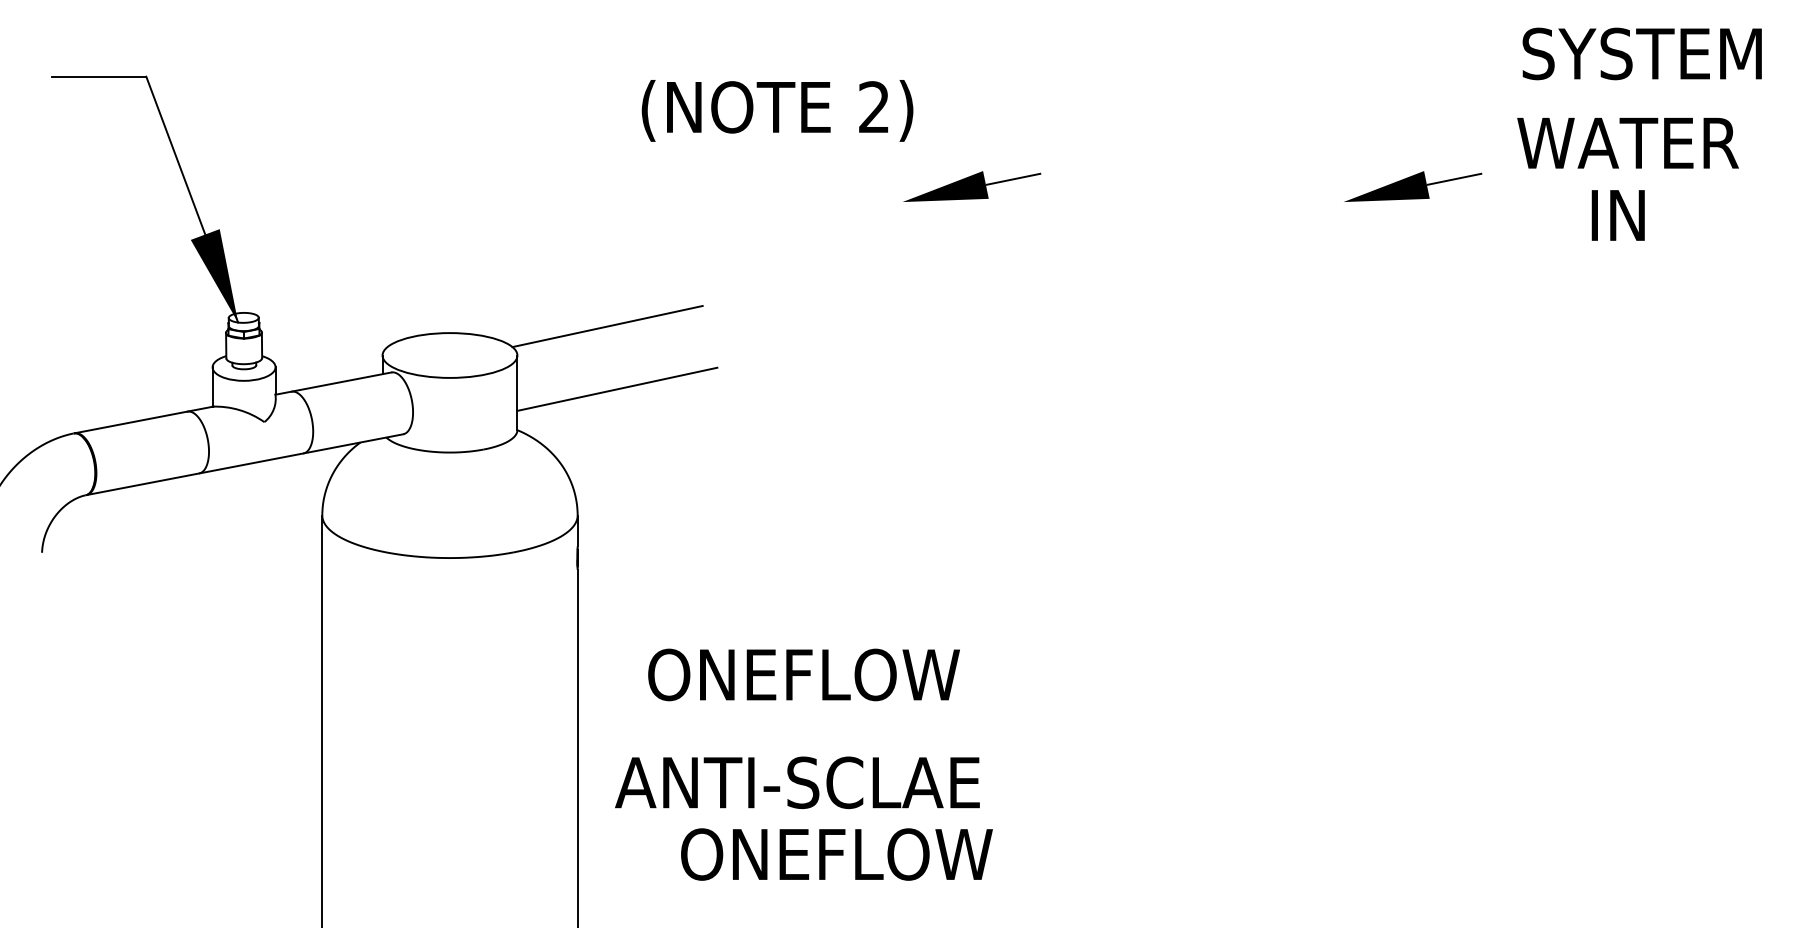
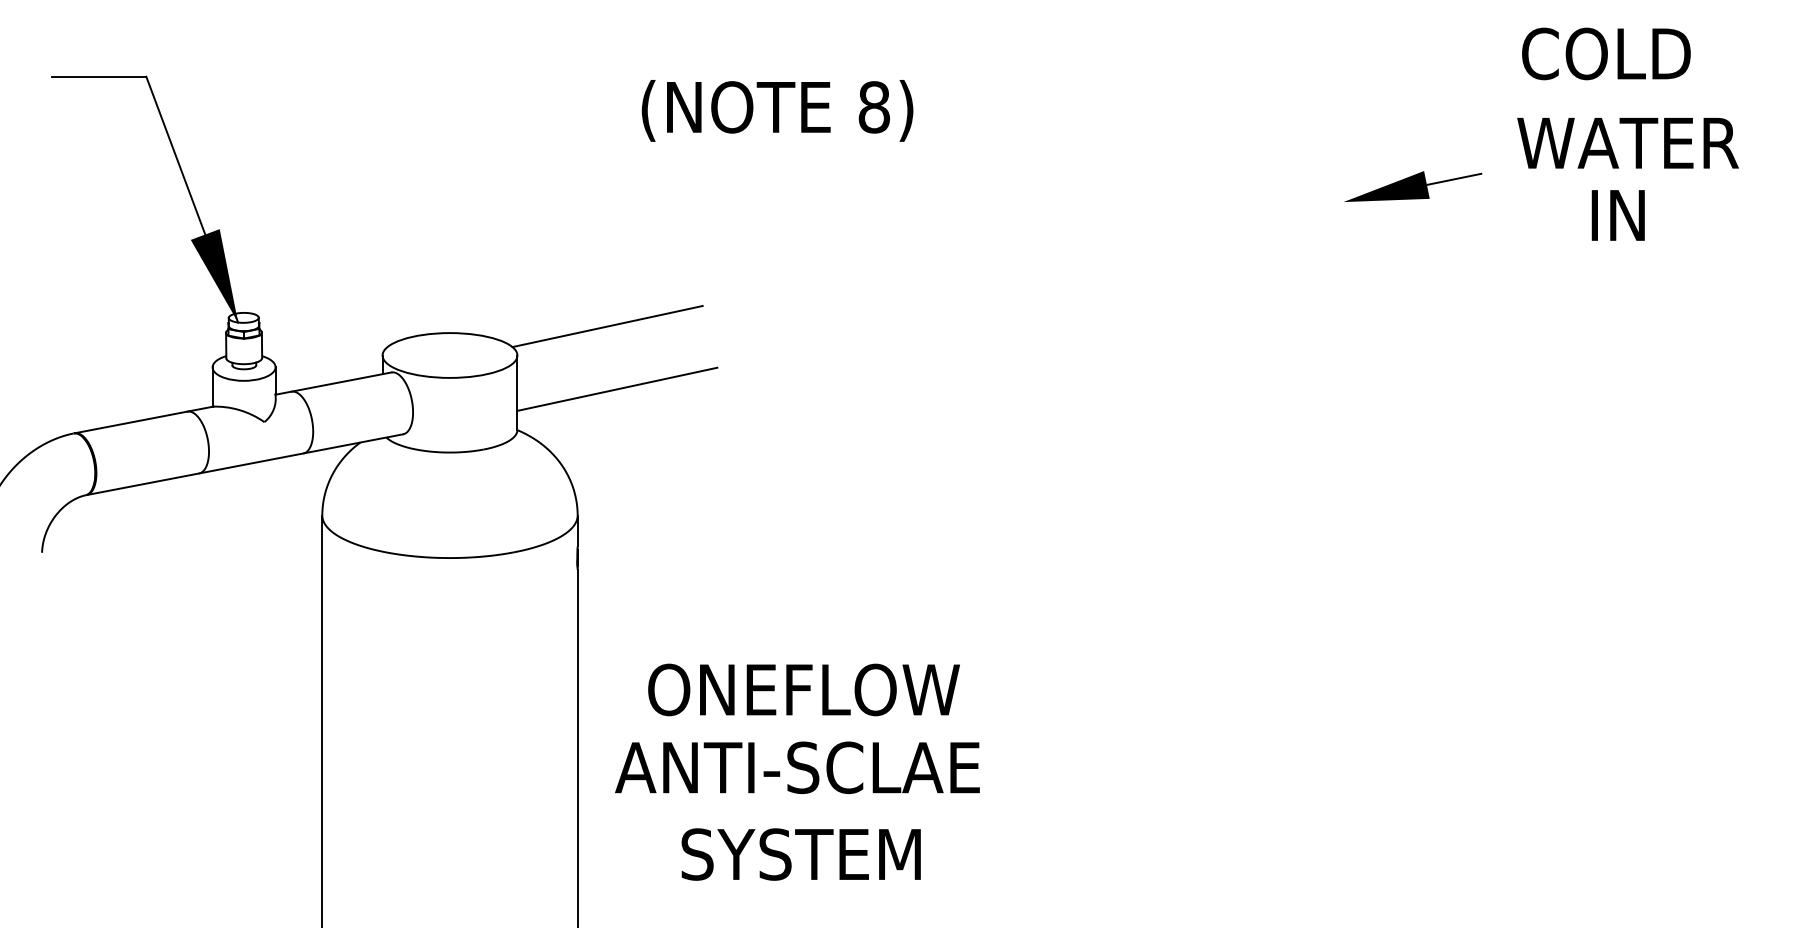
text: SYSTEM -> COLD (1641, 53)
text: 2) -> 8) (874, 107)
part: present -> none (972, 186)
text position: (803, 674) -> (803, 689) (803, 689)
text position: (797, 782) -> (797, 767) (797, 767)
text: ONEFLOW -> SYSTEM (836, 854)
